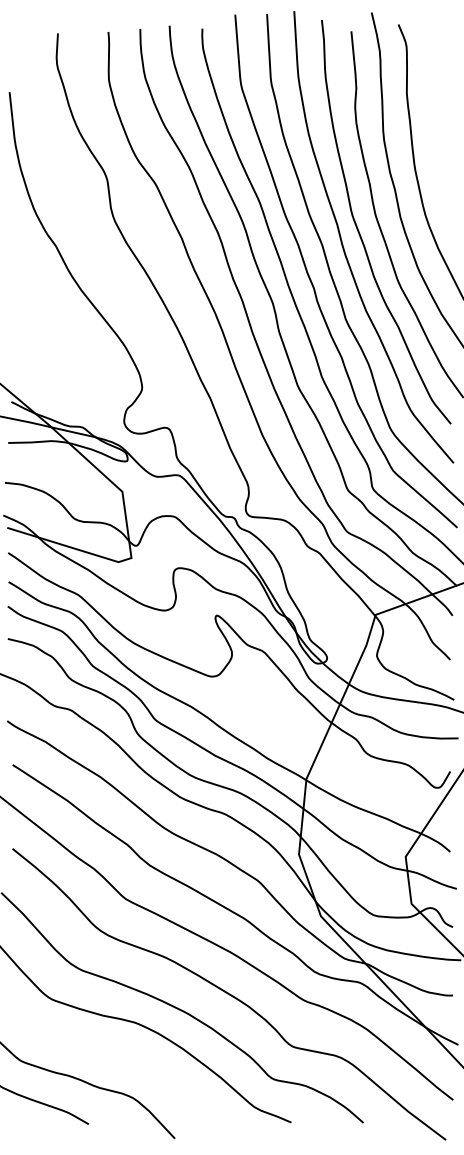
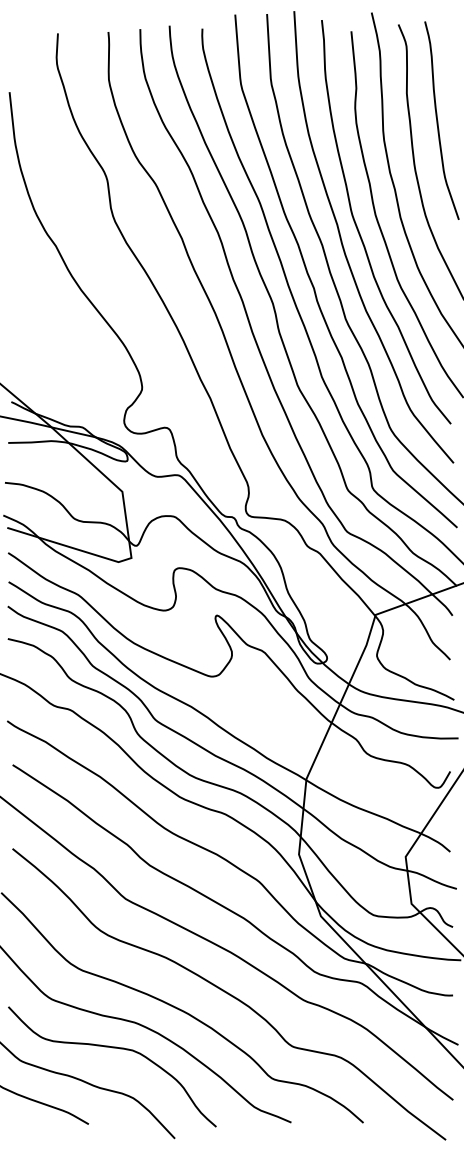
curve: none -> present (438, 120)
curve: none -> present (112, 1048)
